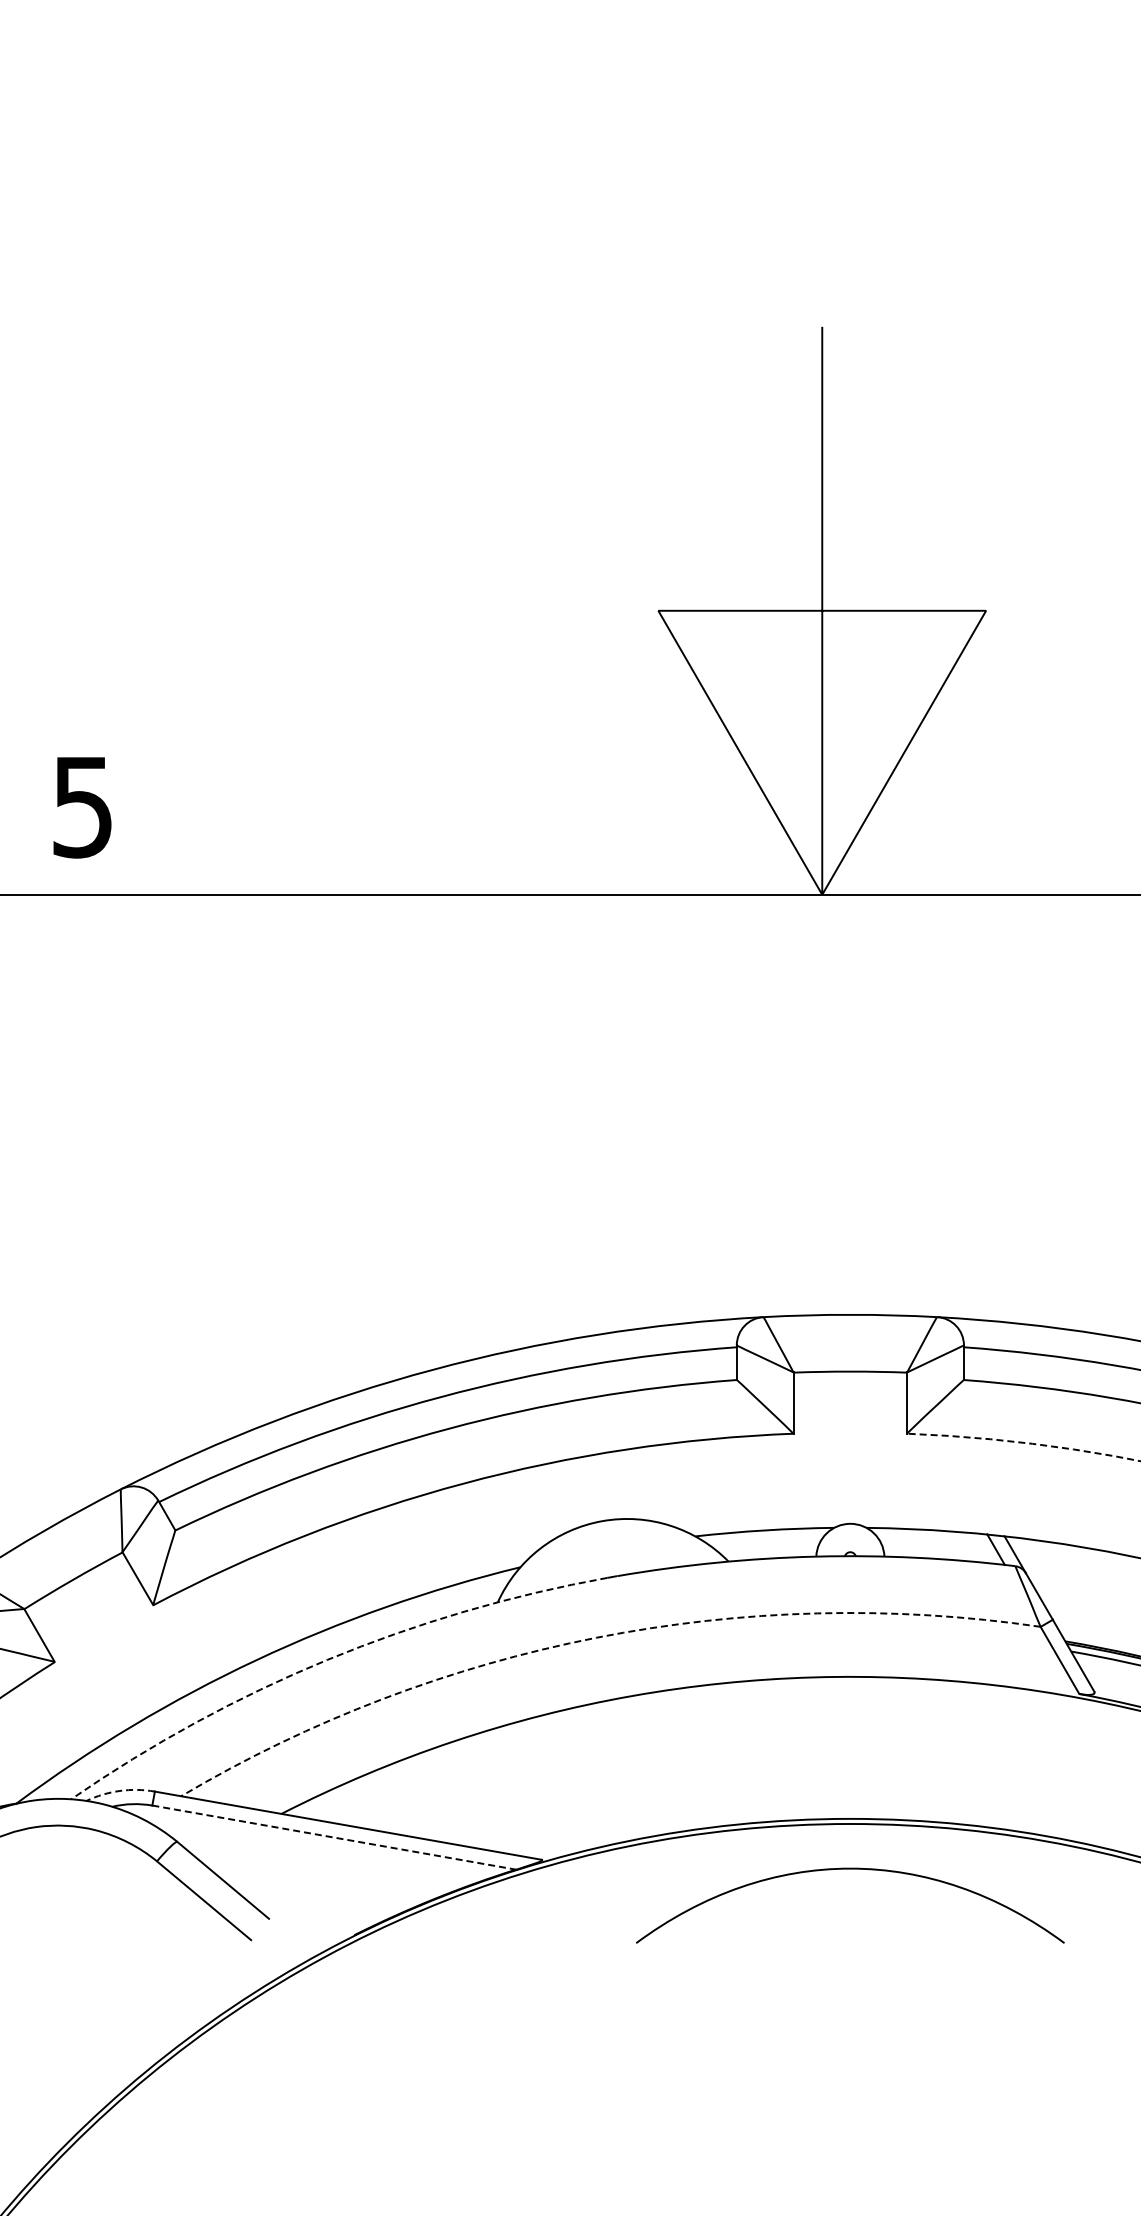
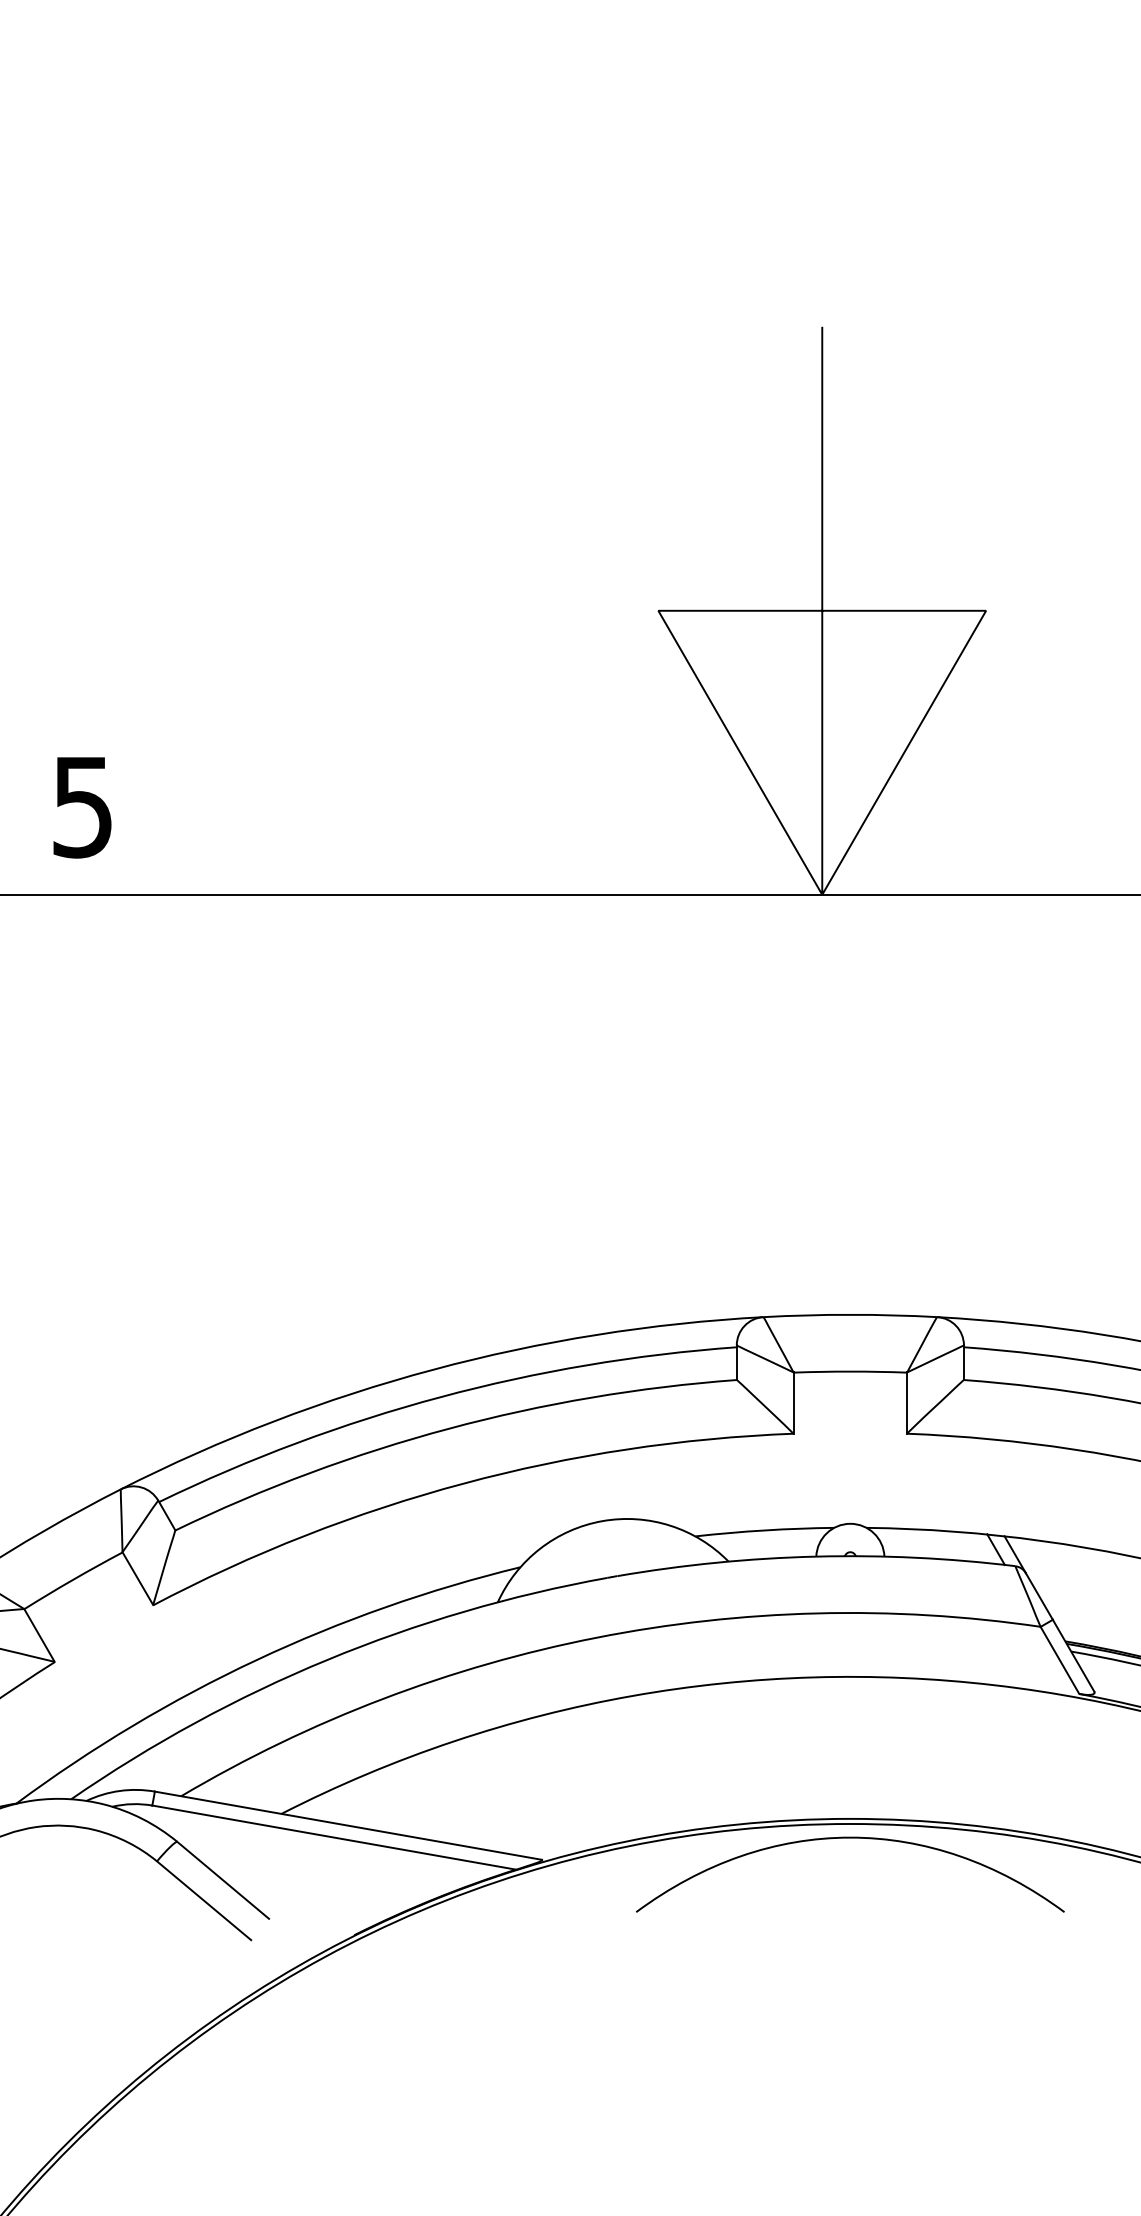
arc: dashed -> solid (1024, 1442)
arc: dashed -> solid (596, 1637)
arc: dashed -> solid (327, 1659)
arc: dashed -> solid (119, 1790)
line: dashed -> solid (334, 1837)
curve position: (850, 1869) -> (850, 1838) (850, 1838)
